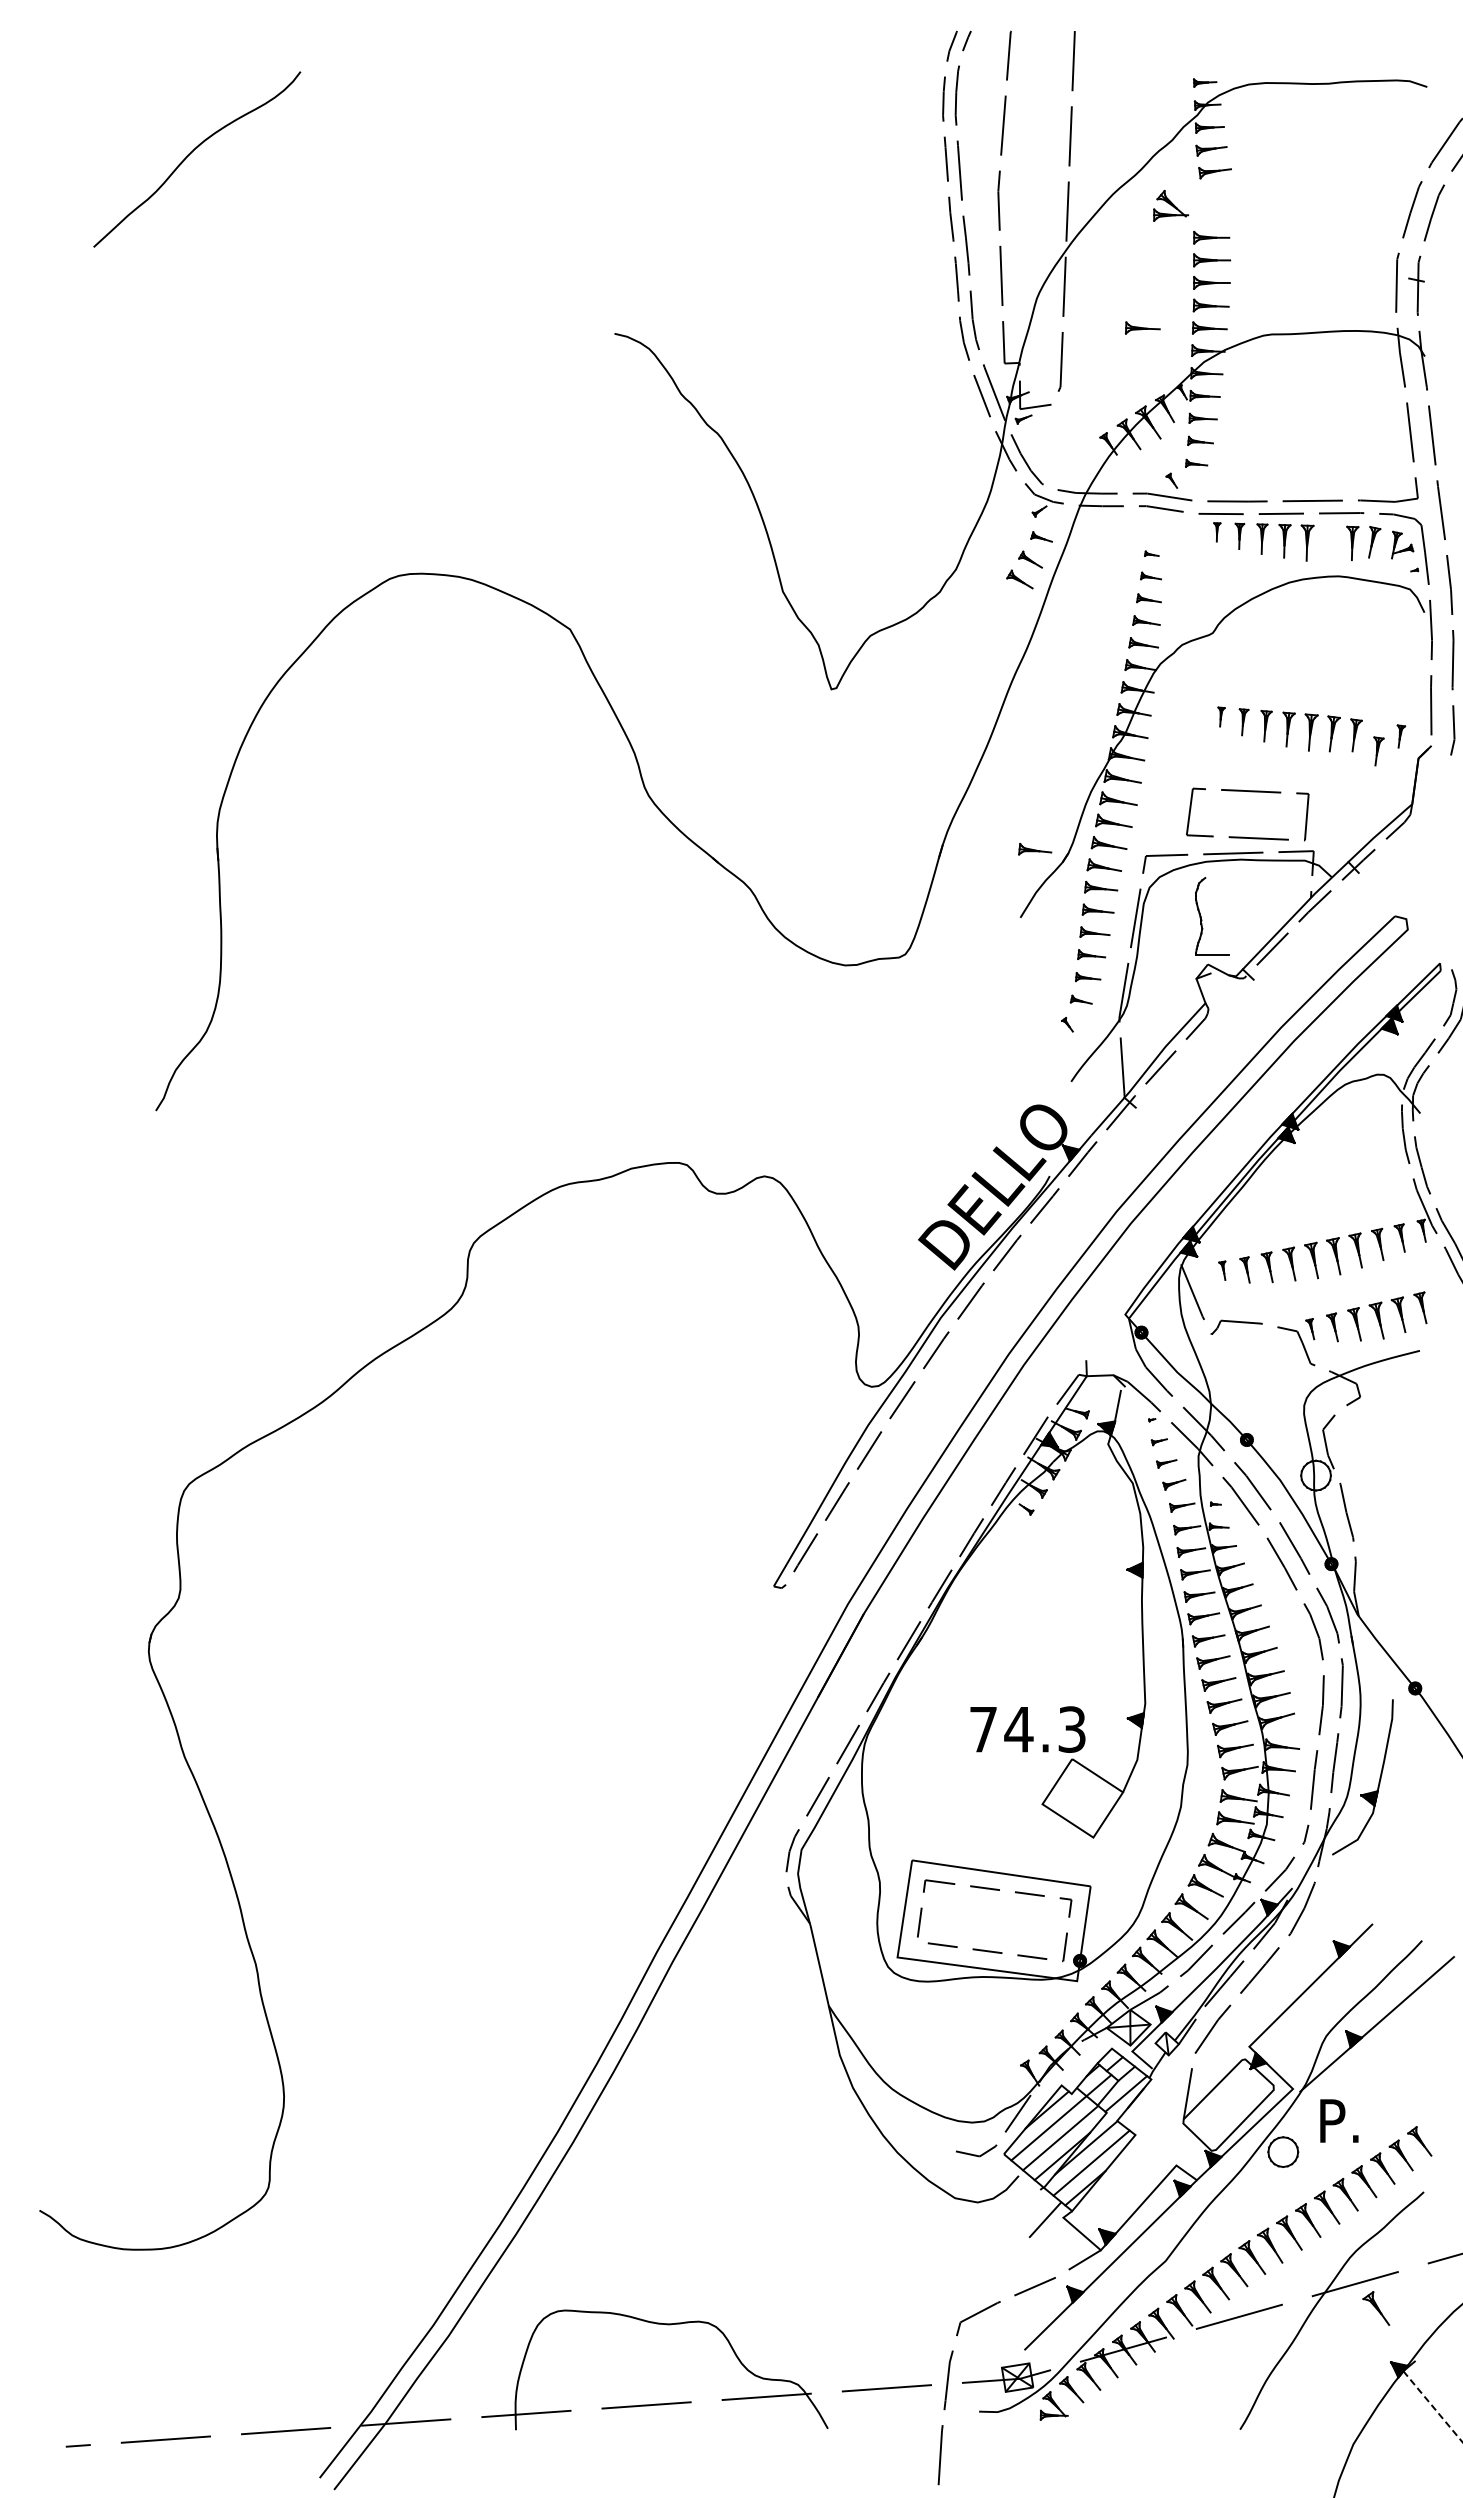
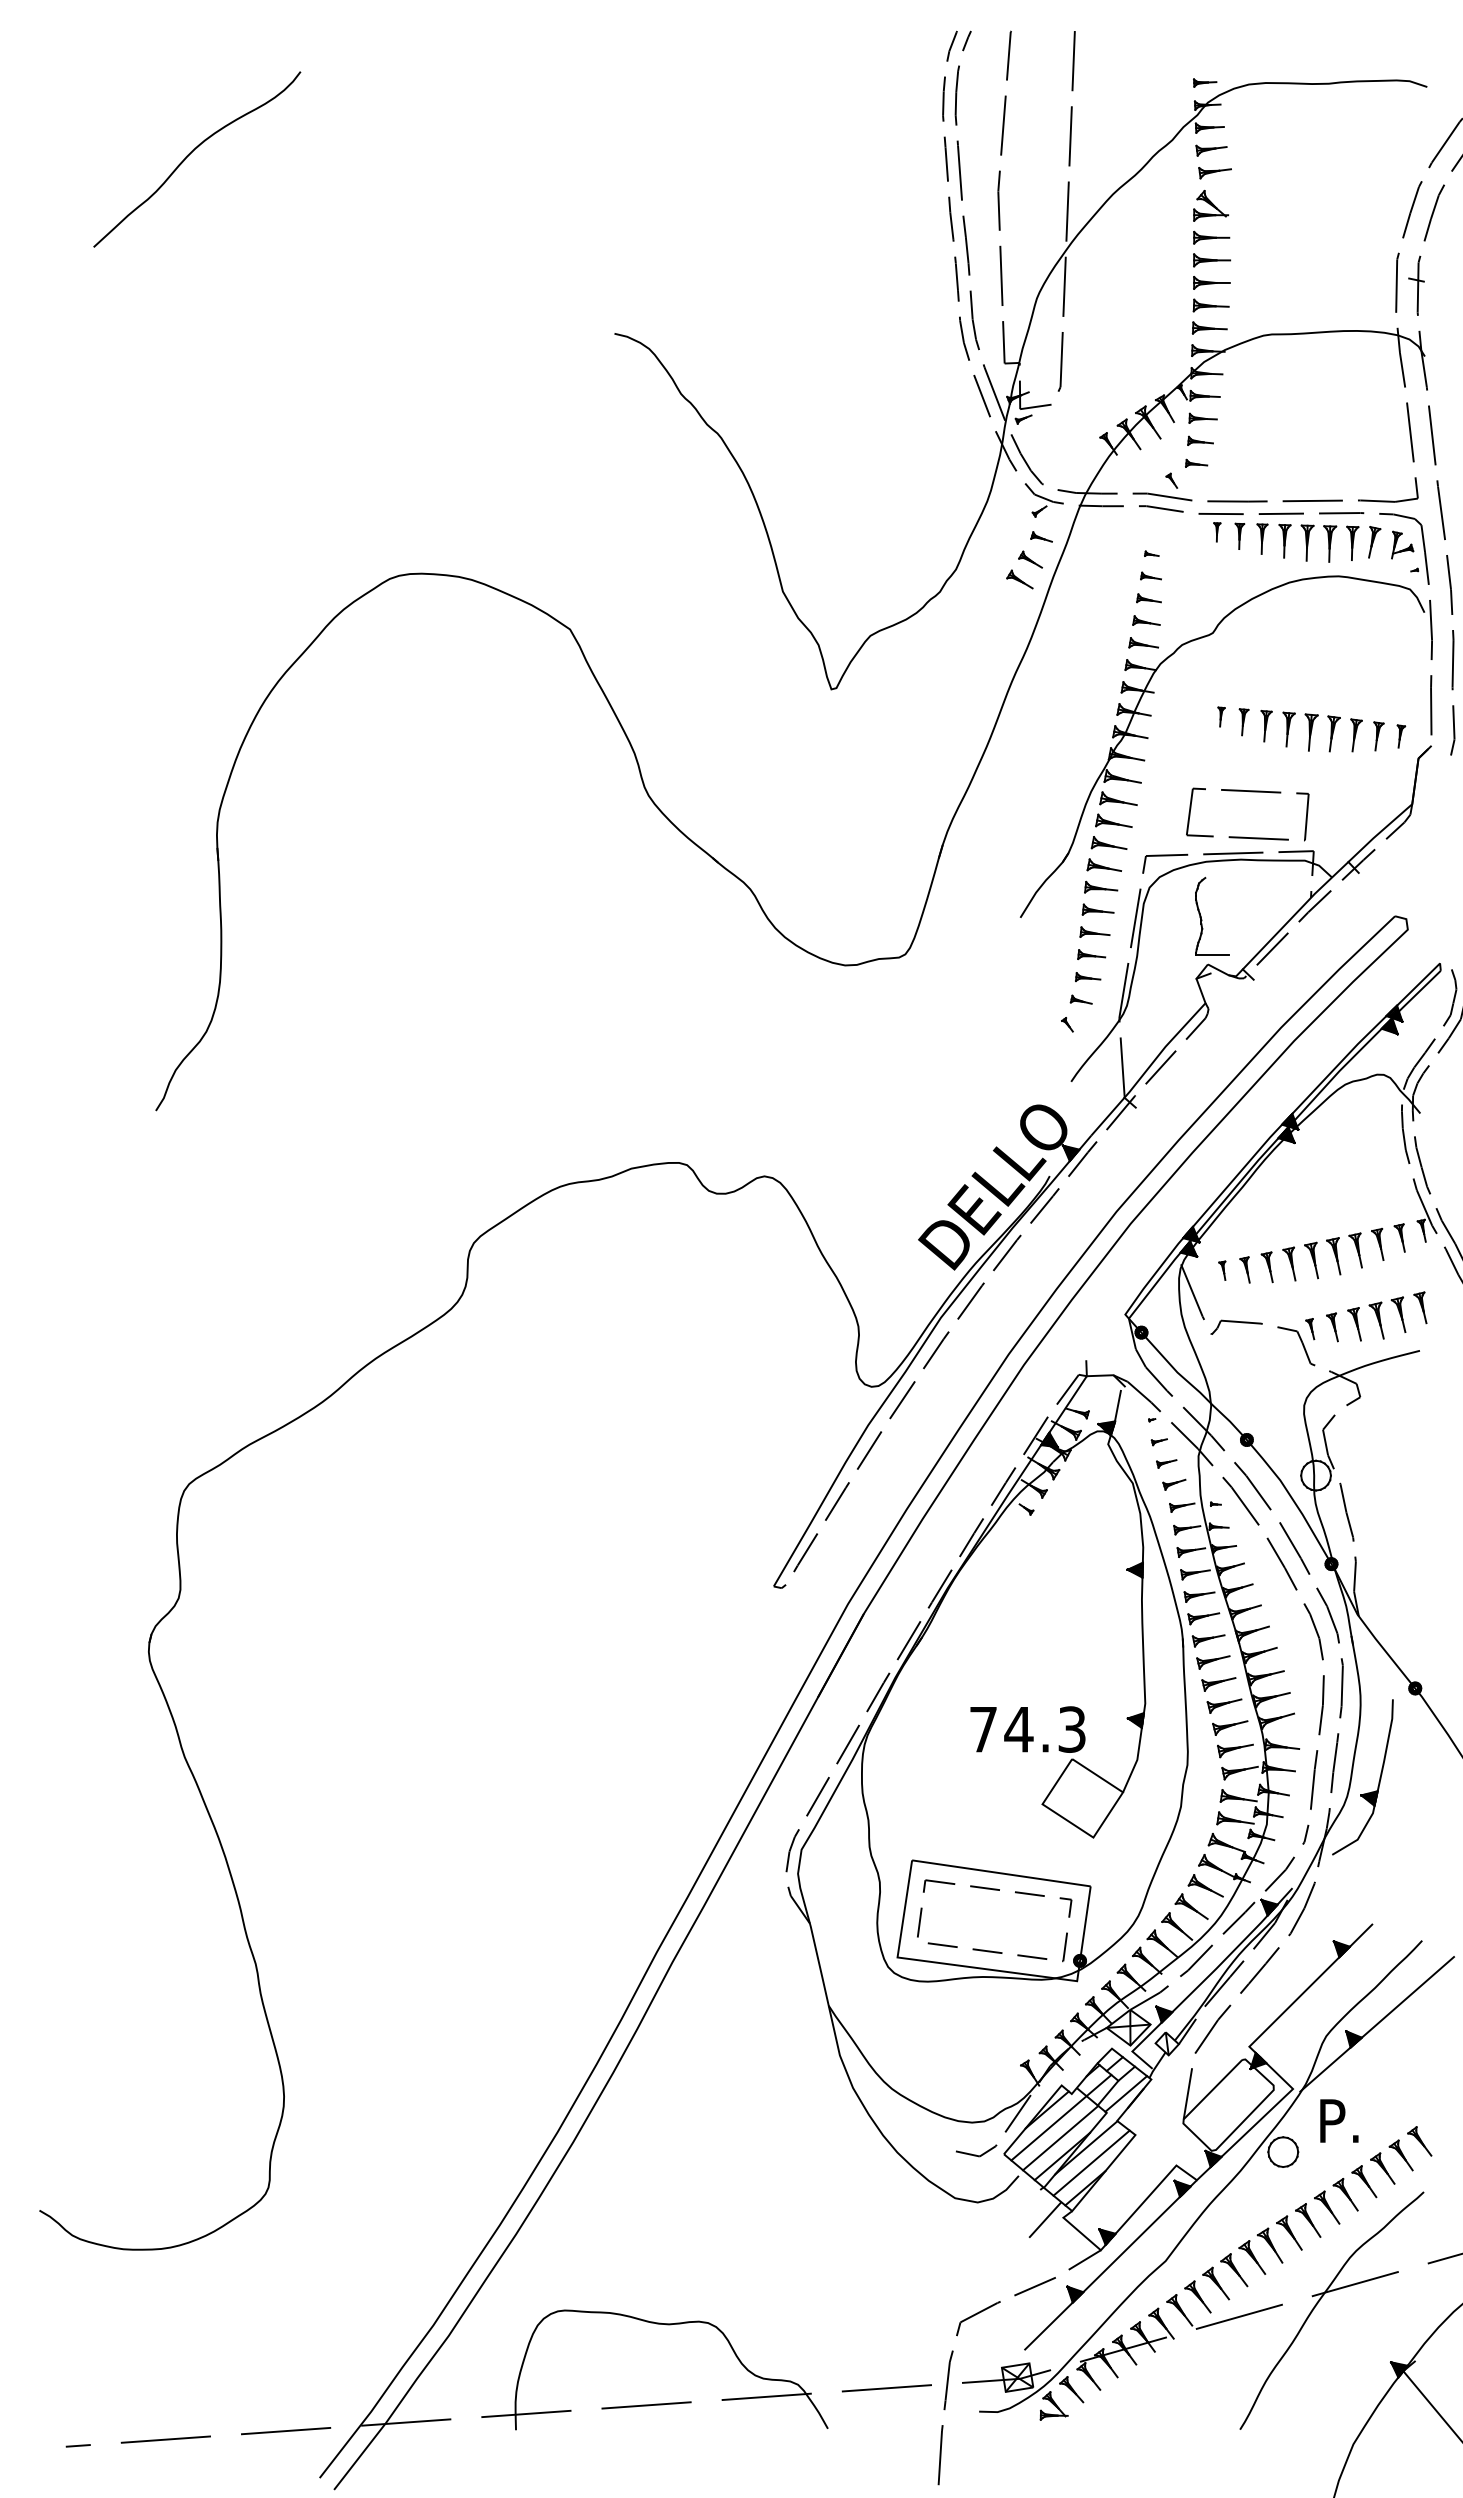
part position: (1171, 205) -> (1211, 205) (1211, 205)
part: present -> none (1142, 327)
part: none -> present (1330, 543)
part position: (1378, 751) -> (1378, 736) (1378, 736)
part: present -> none (1035, 848)
part: present -> none (1376, 2308)
line: dashed -> solid (1433, 2407)
